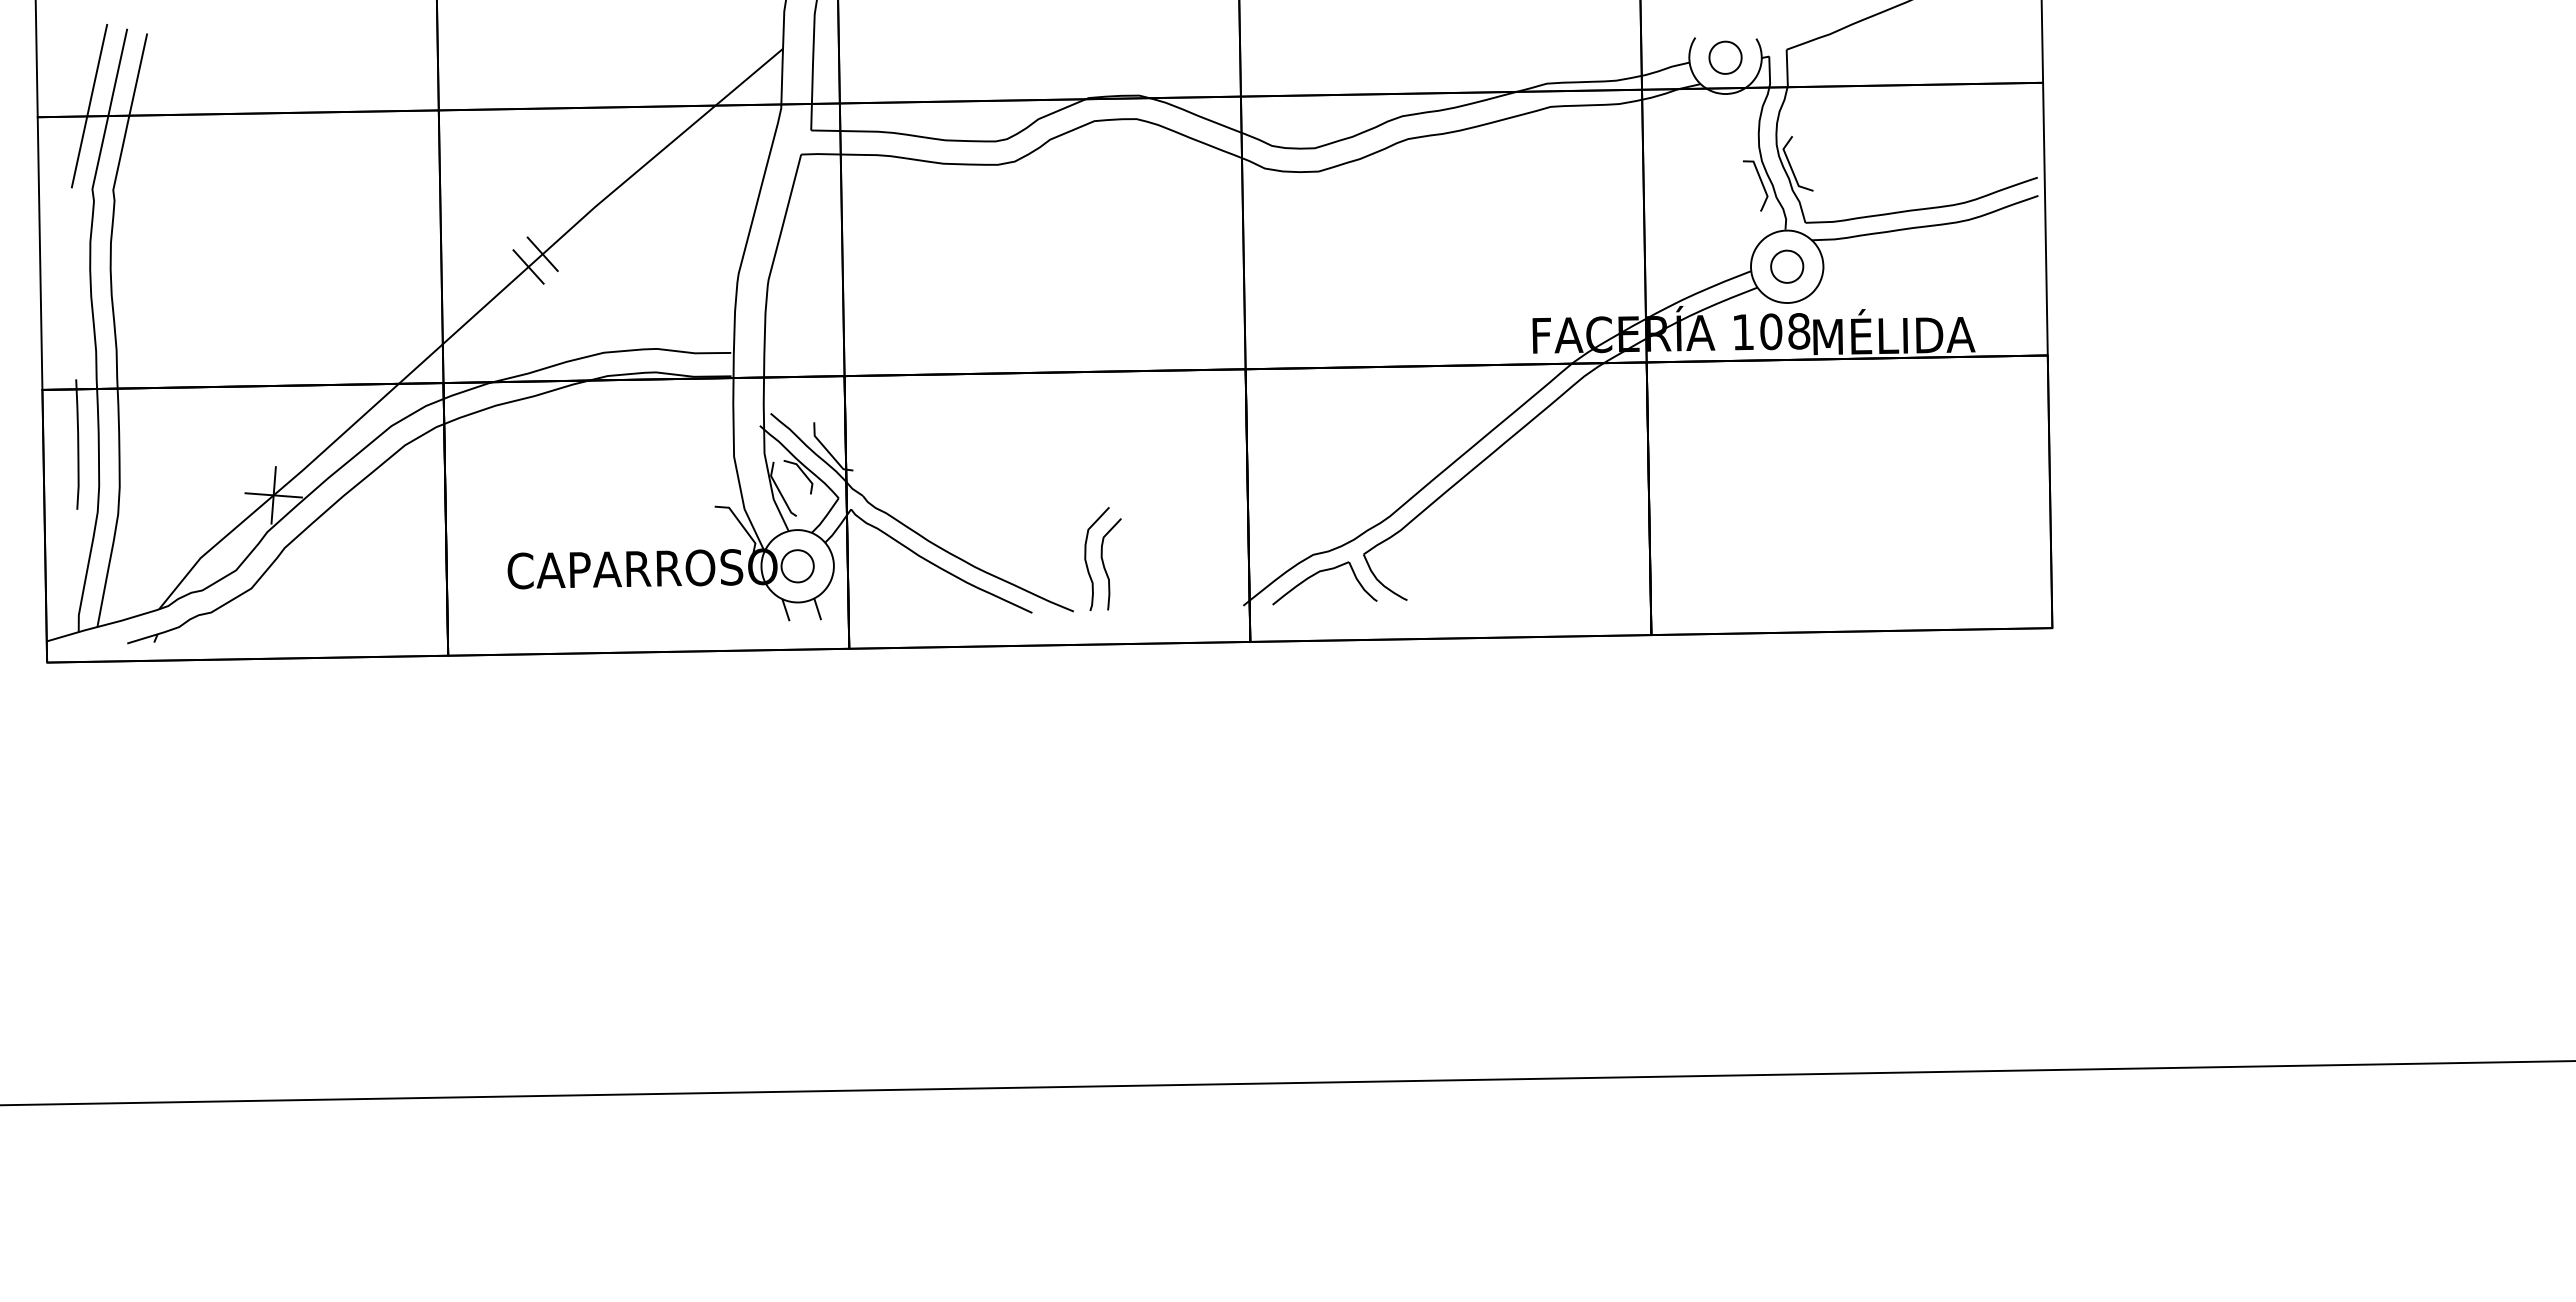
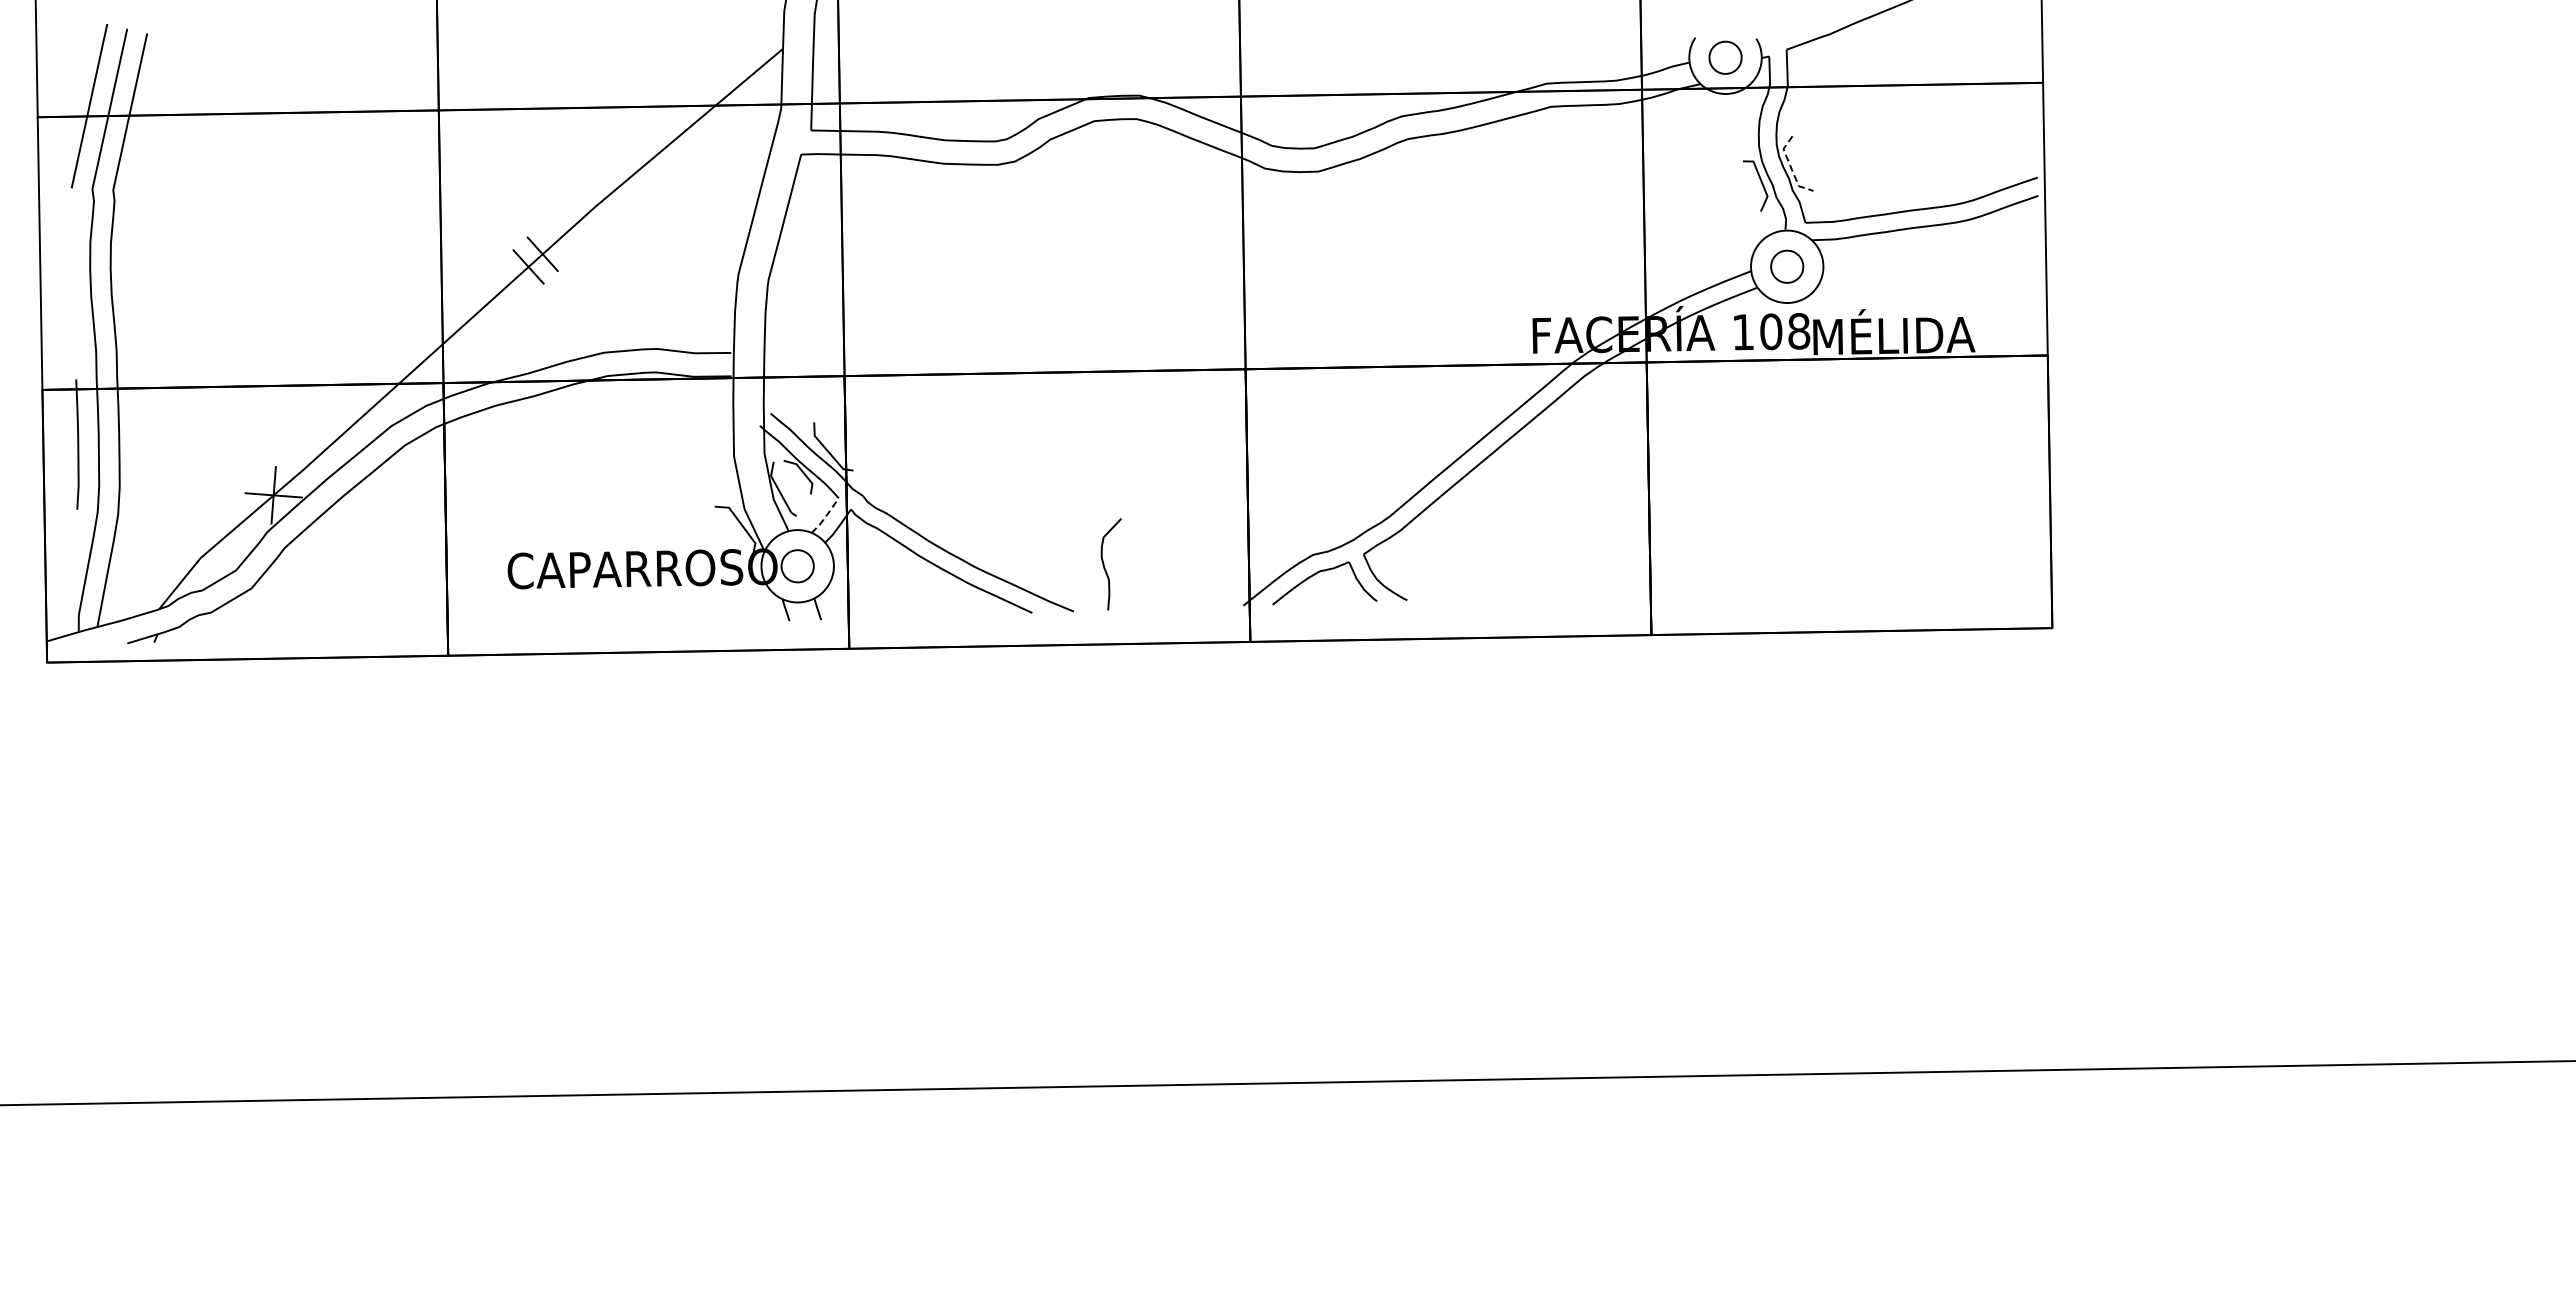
line: solid -> dashed (1791, 168)
line: solid -> dashed (826, 516)
curve: present -> none (1086, 558)
